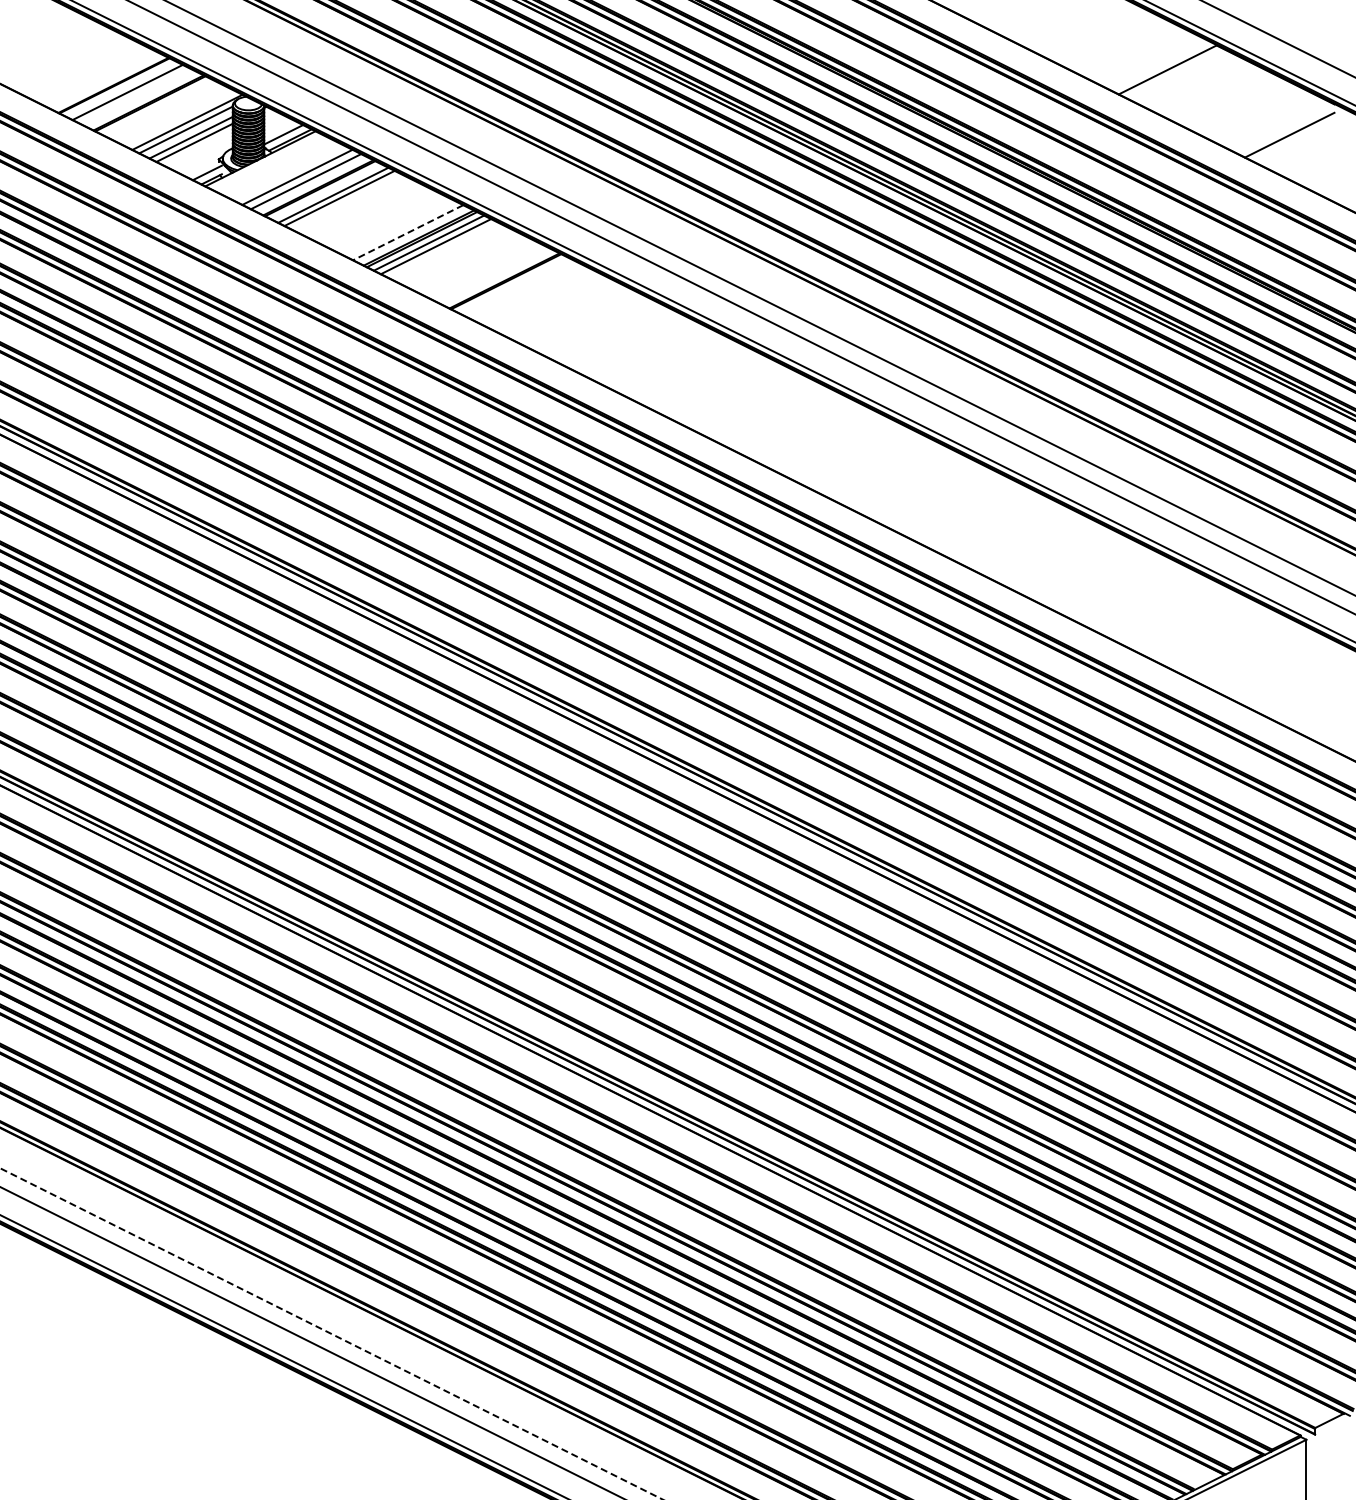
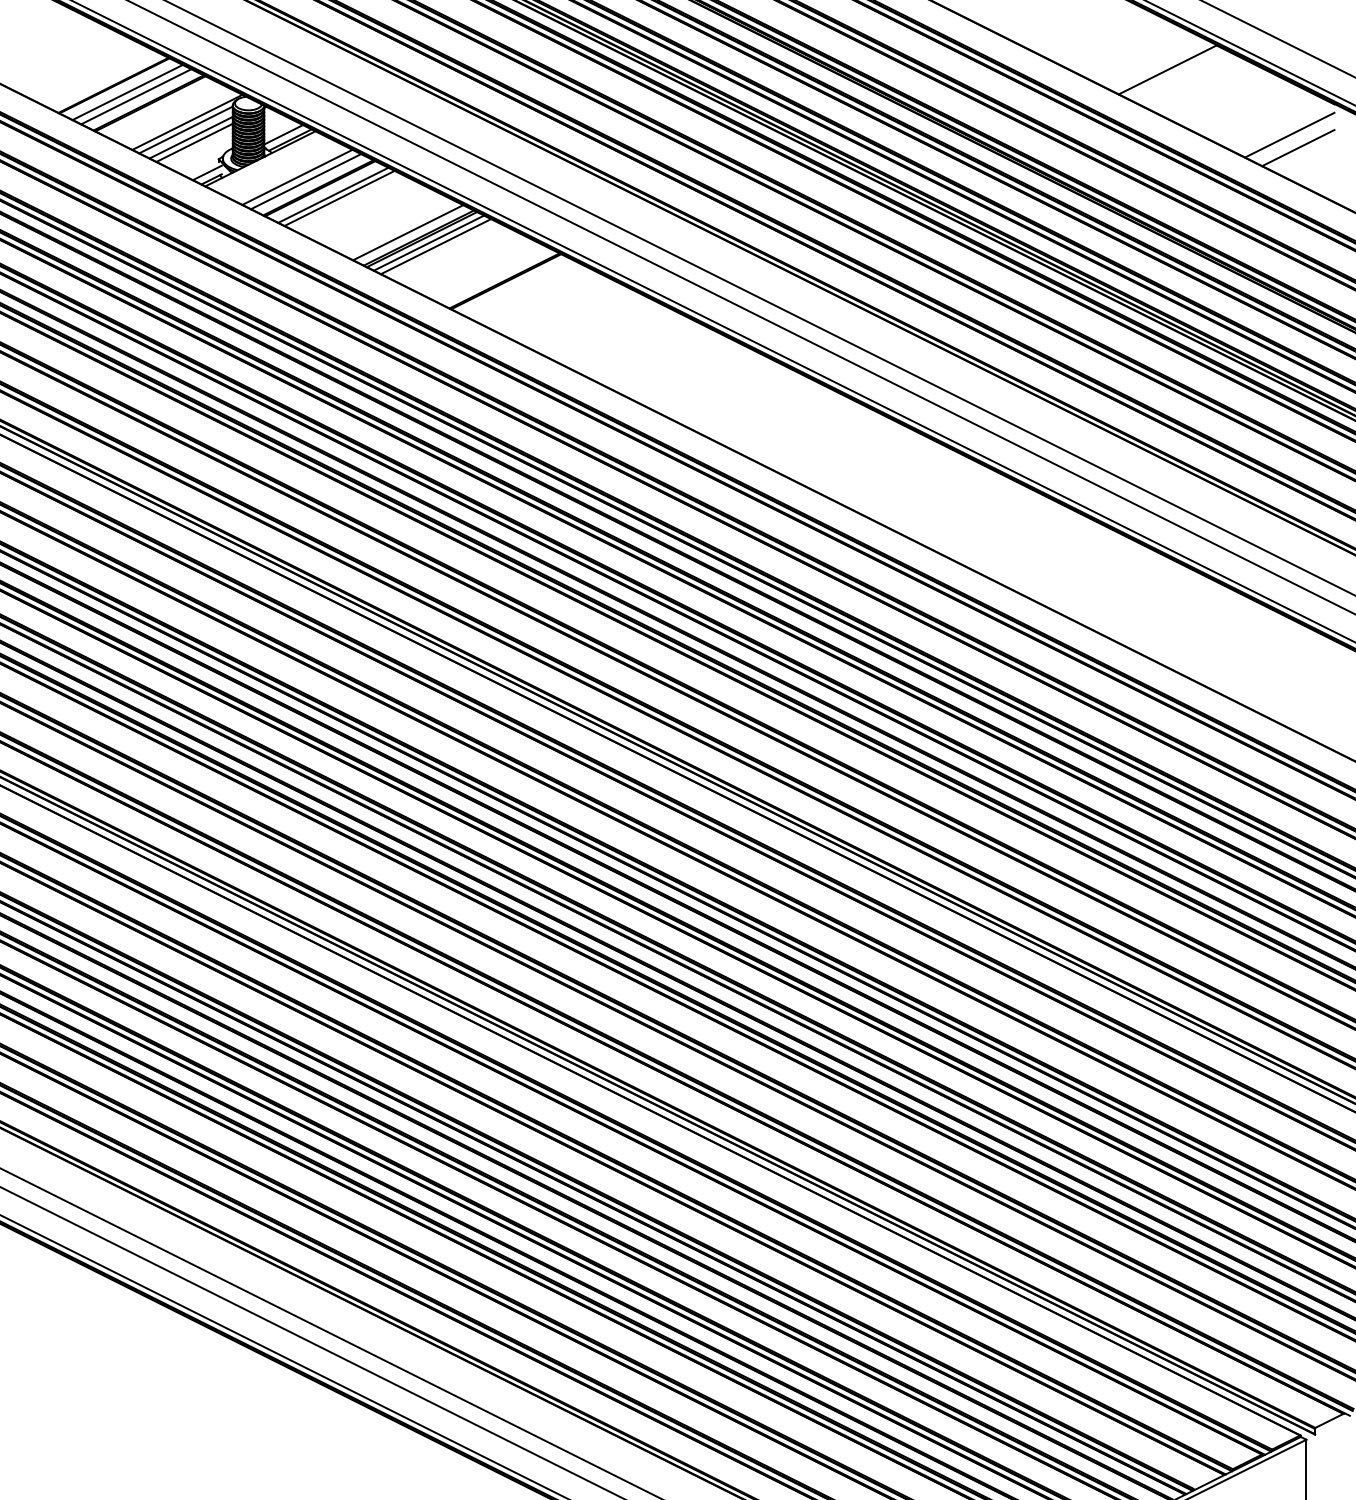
line: none -> present (136, 96)
line: none -> present (1298, 148)
line: dashed -> solid (408, 232)
line: dashed -> solid (332, 1334)
